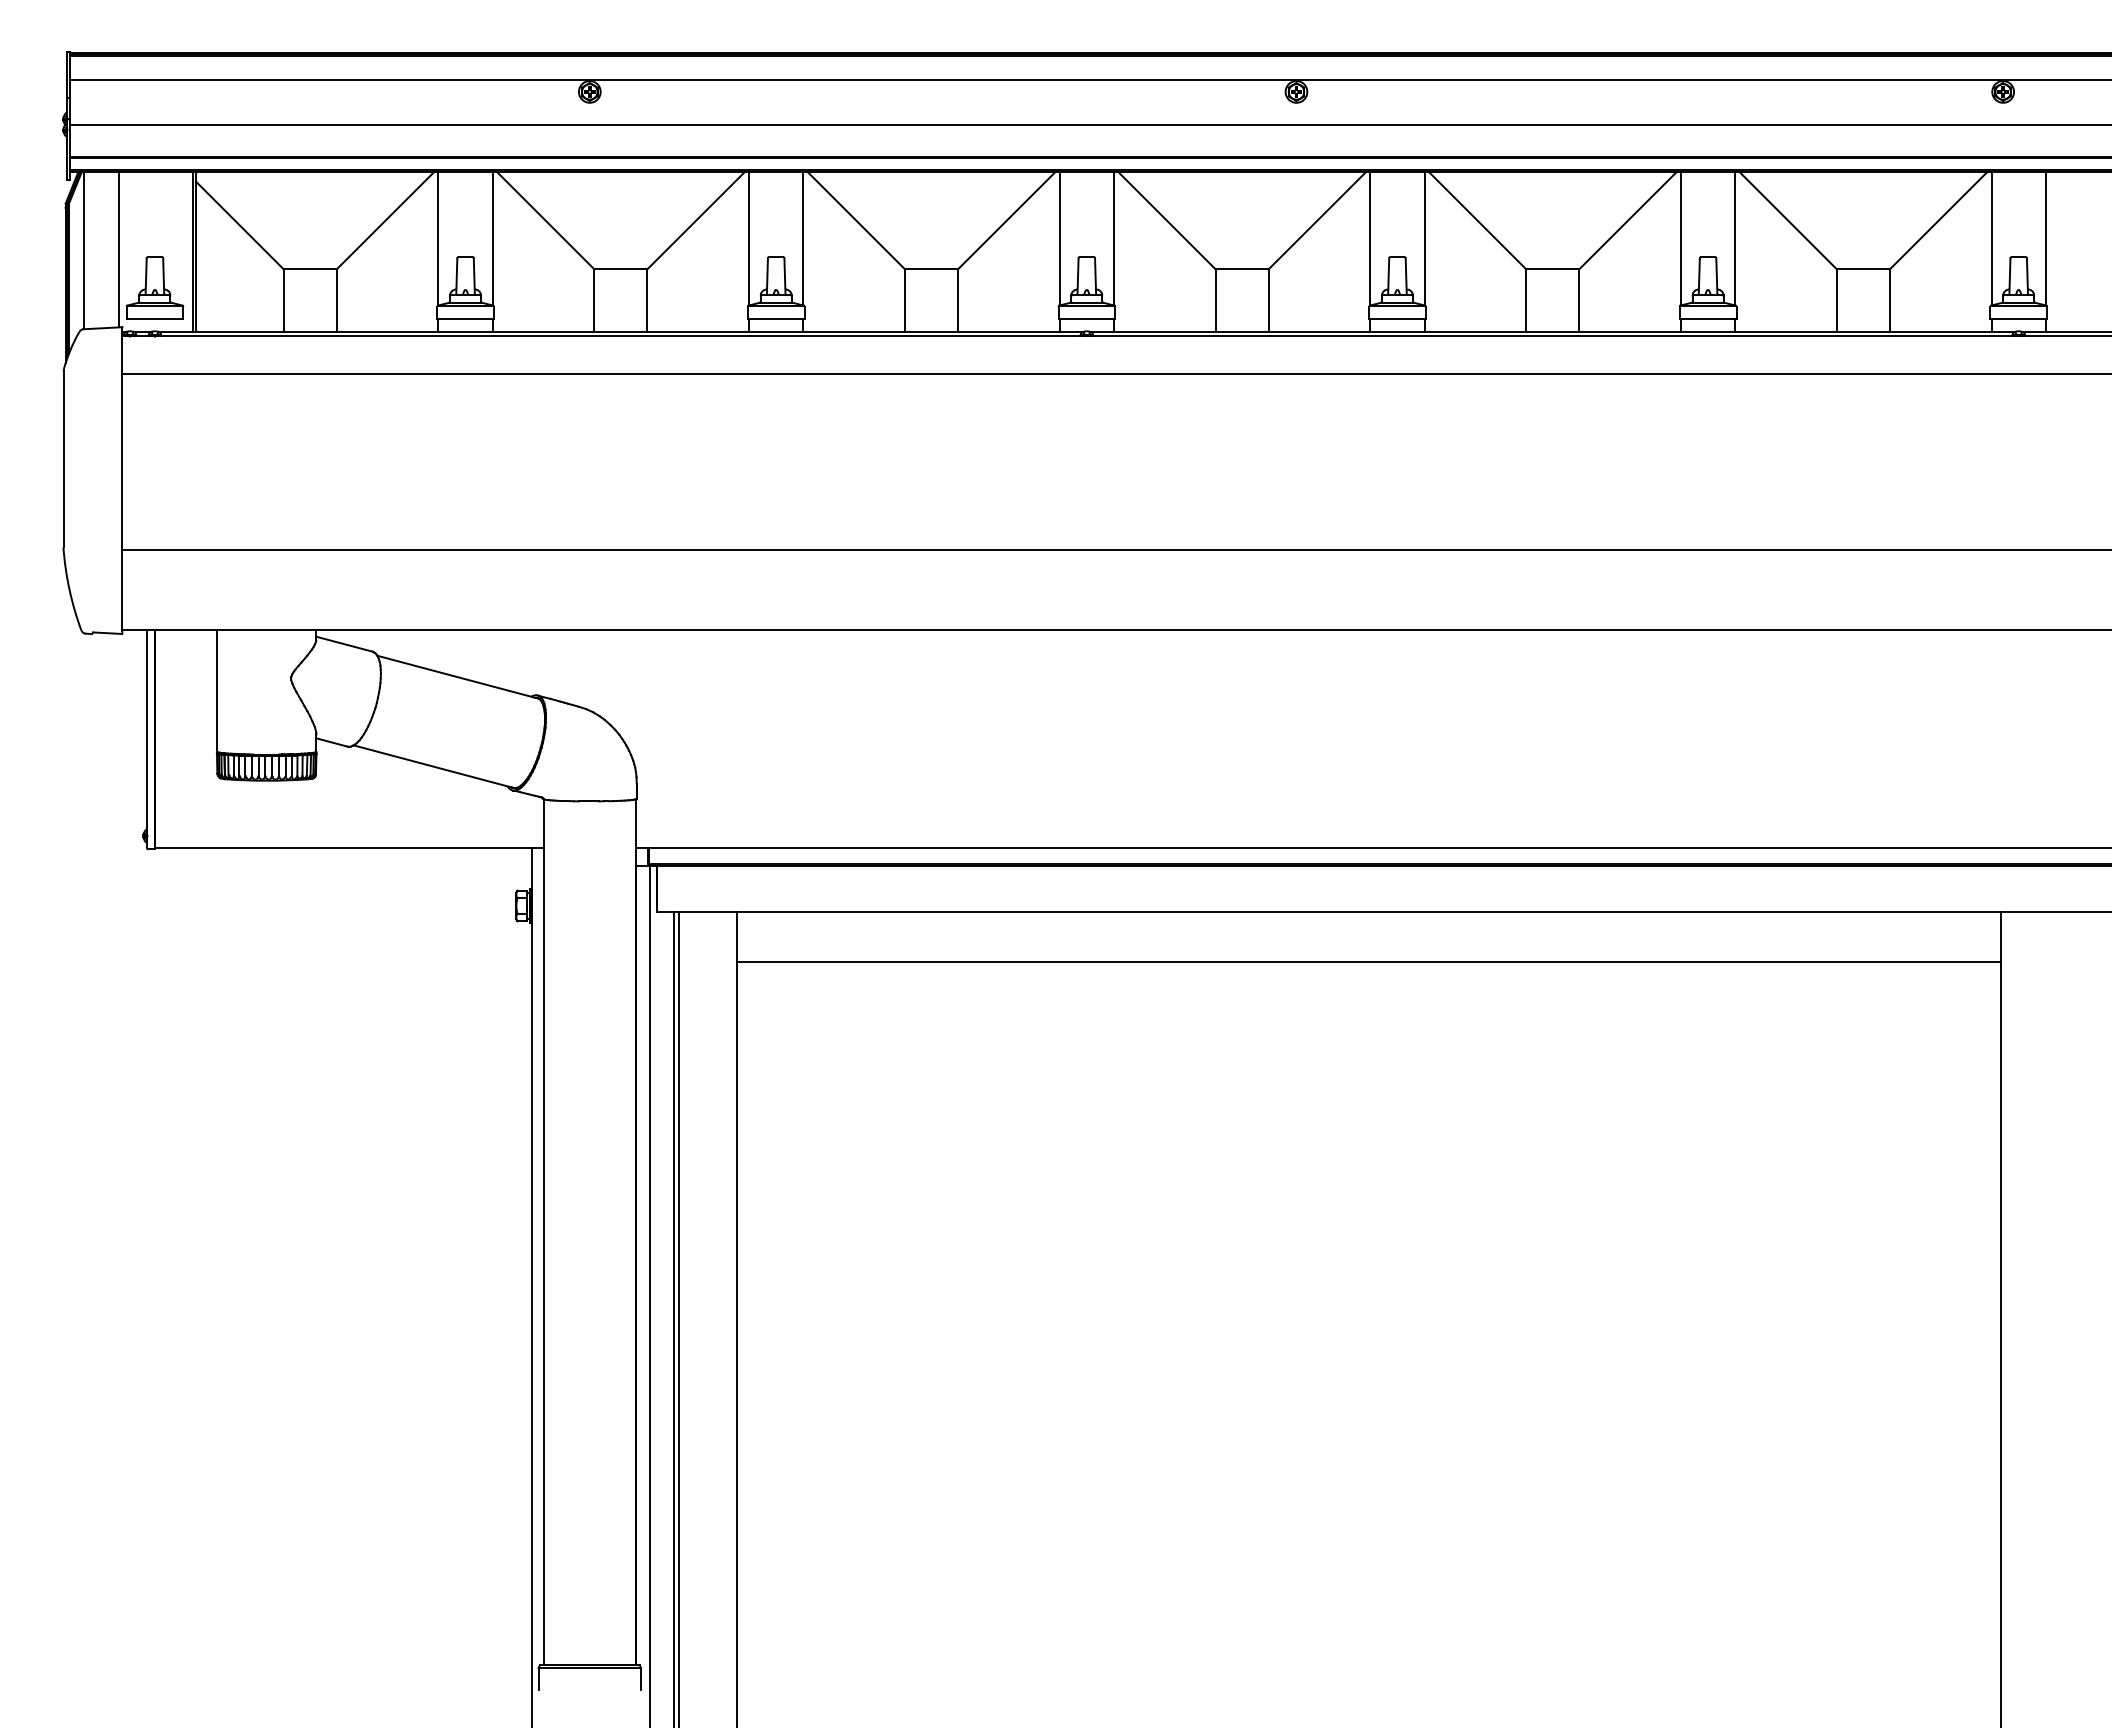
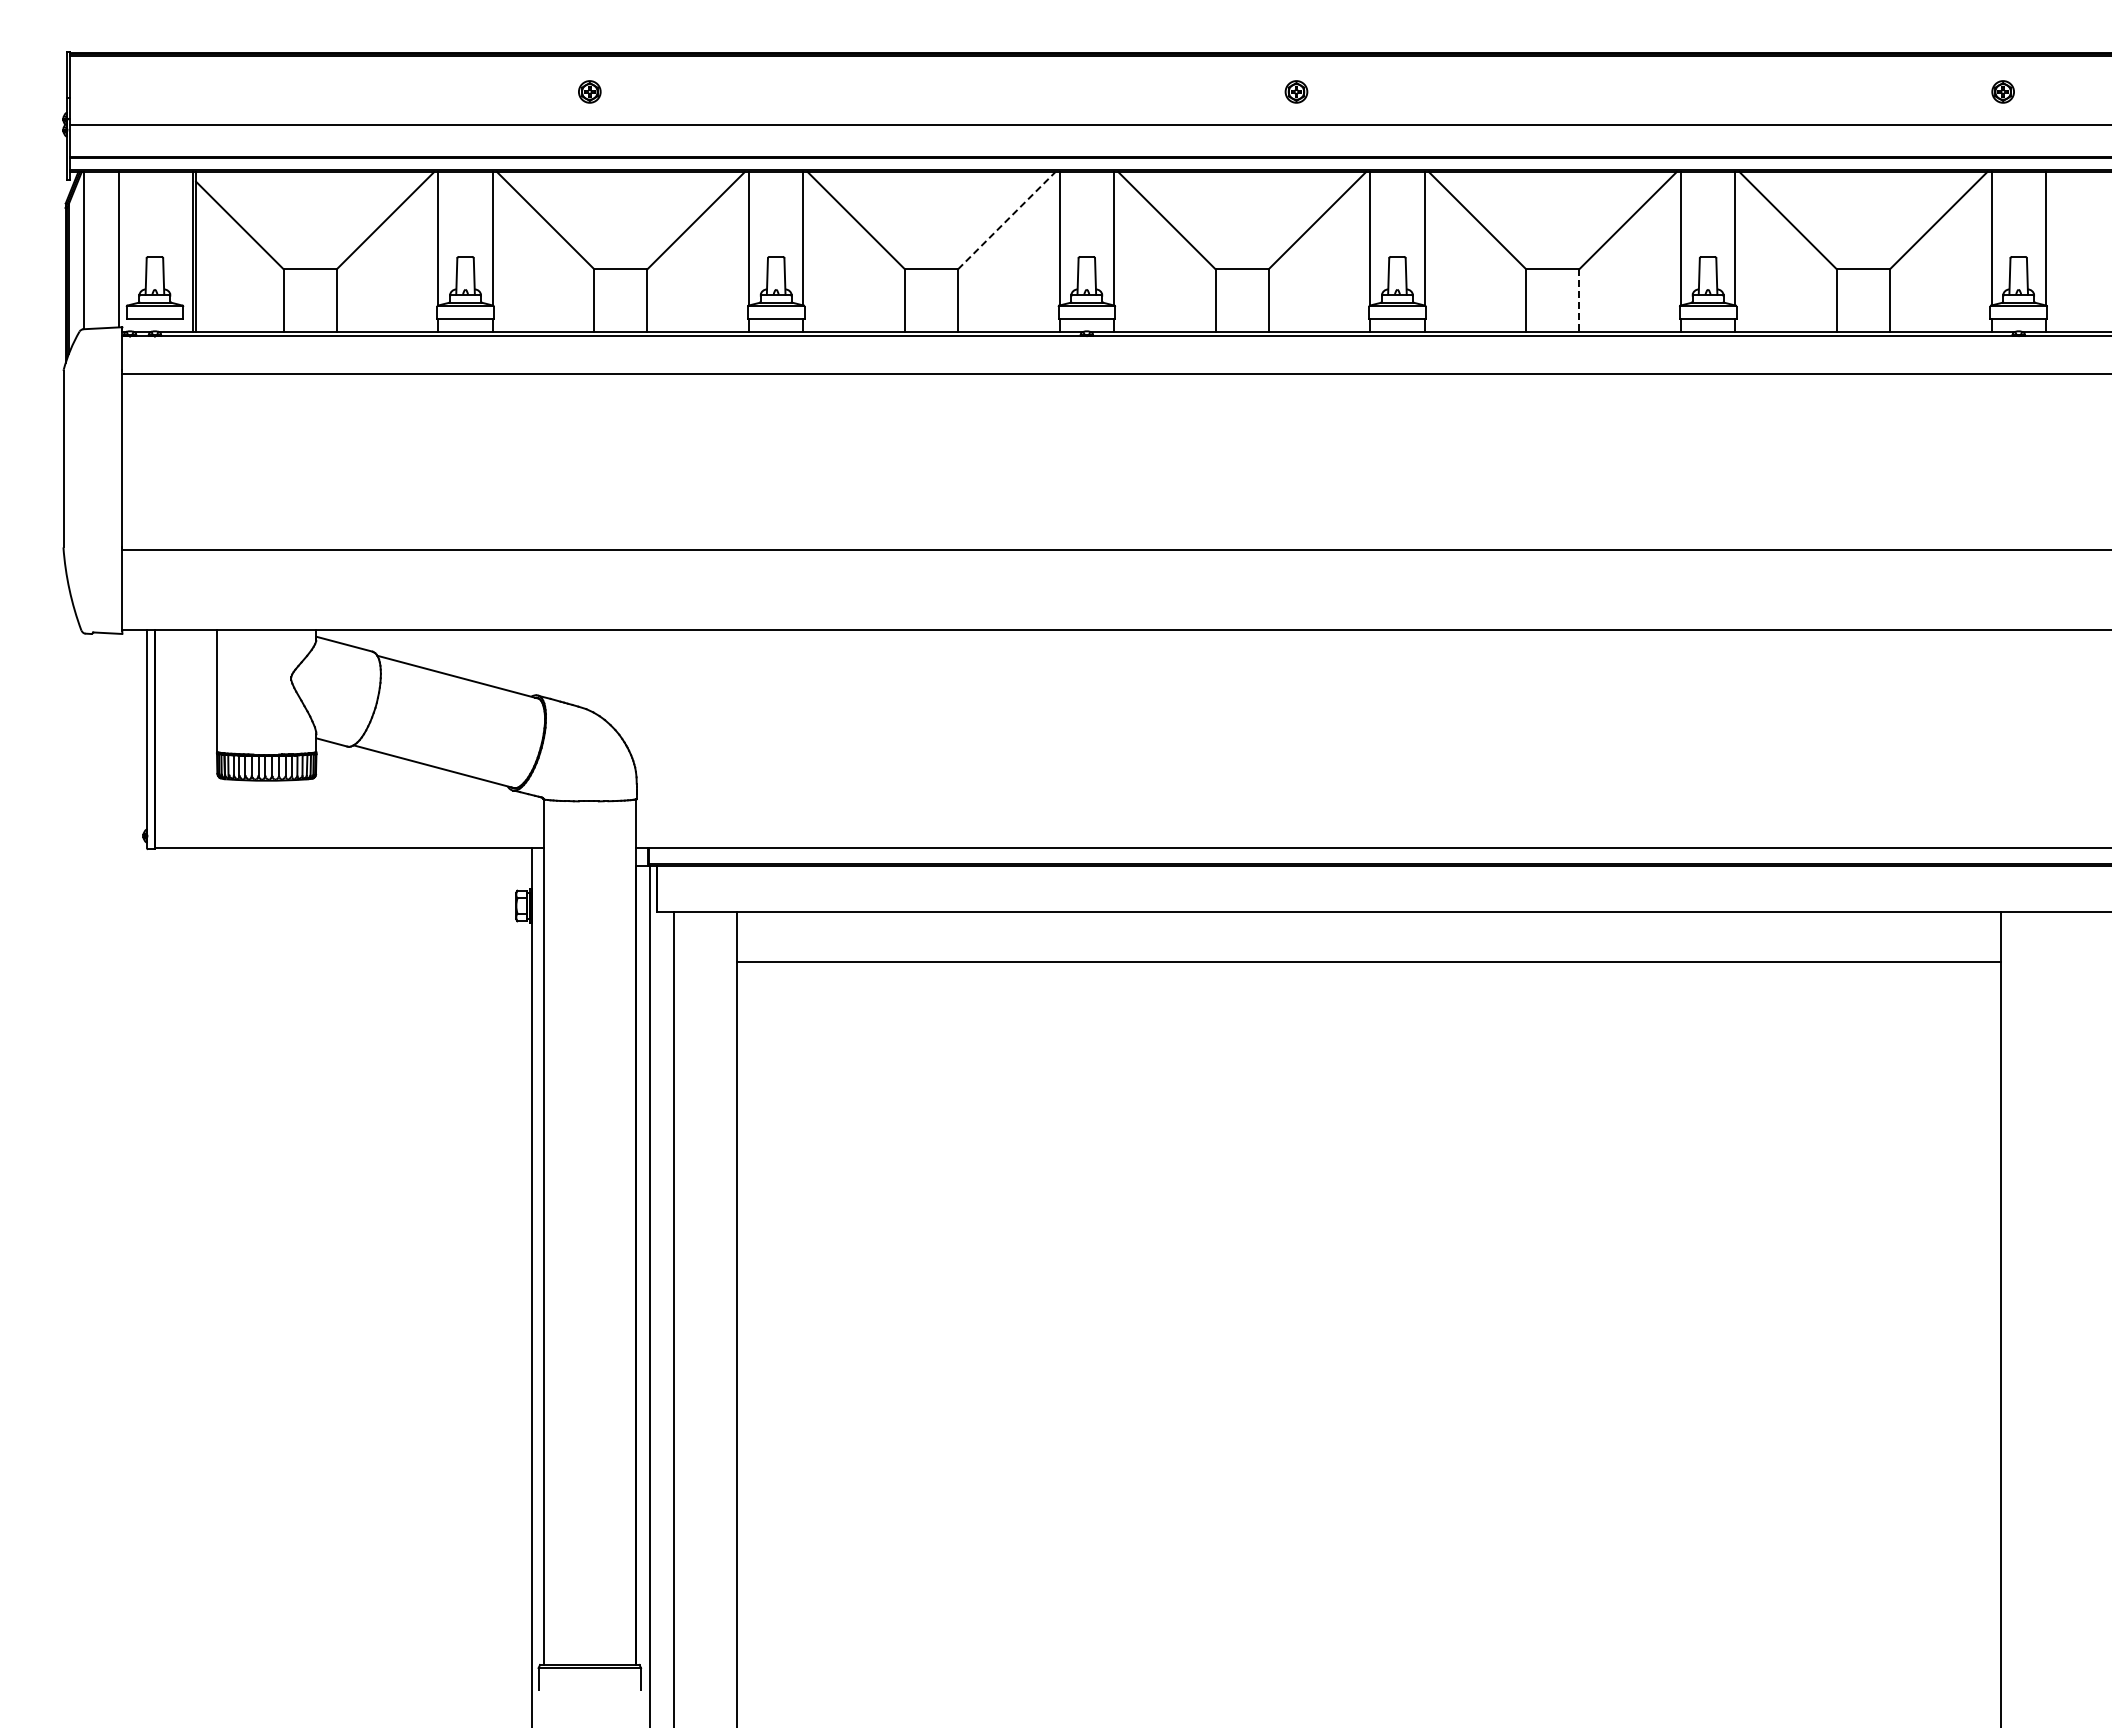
line: present -> none (1088, 79)
line: solid -> dashed (1006, 220)
line: solid -> dashed (1579, 301)
line: present -> none (678, 1318)
